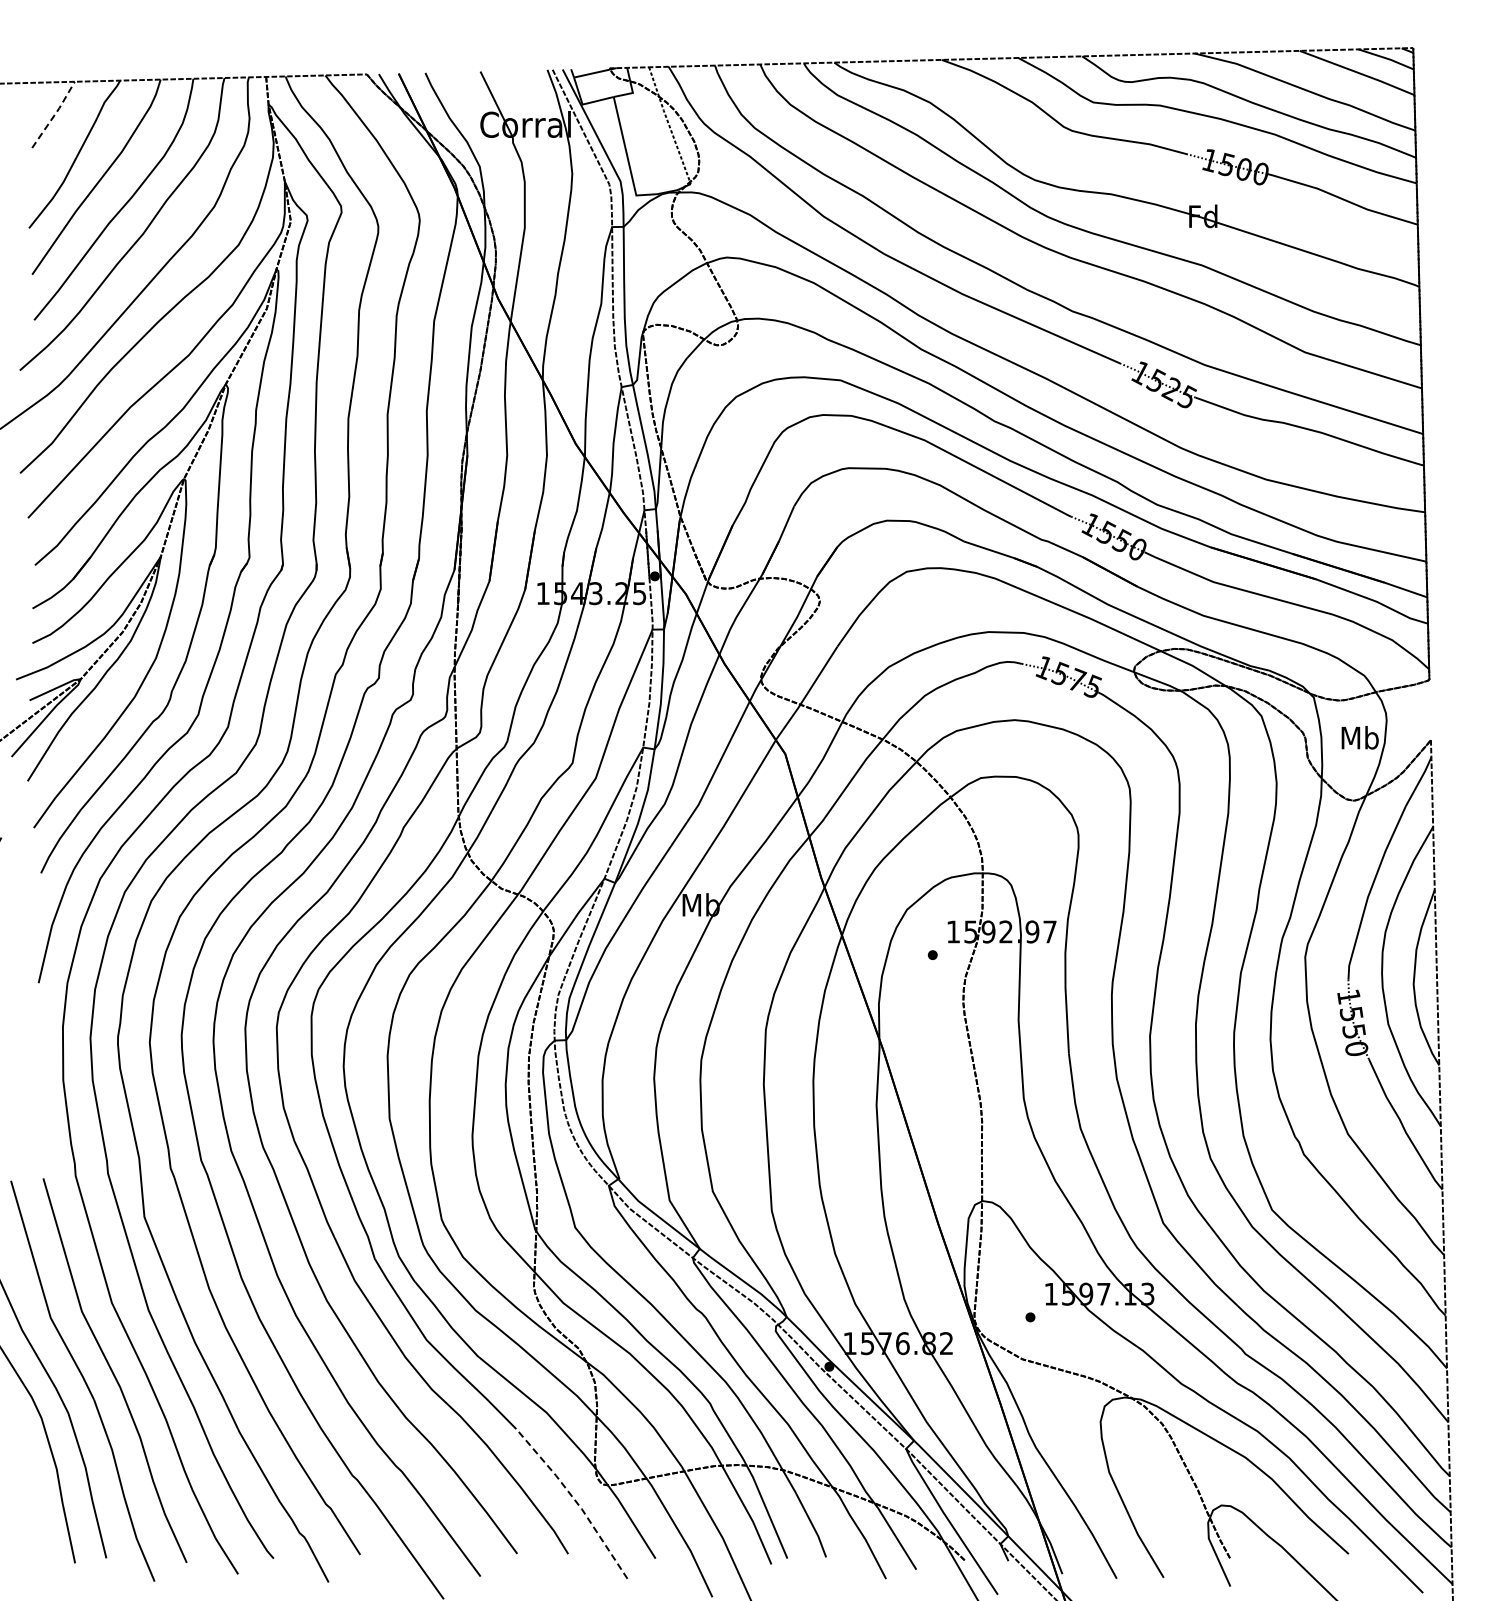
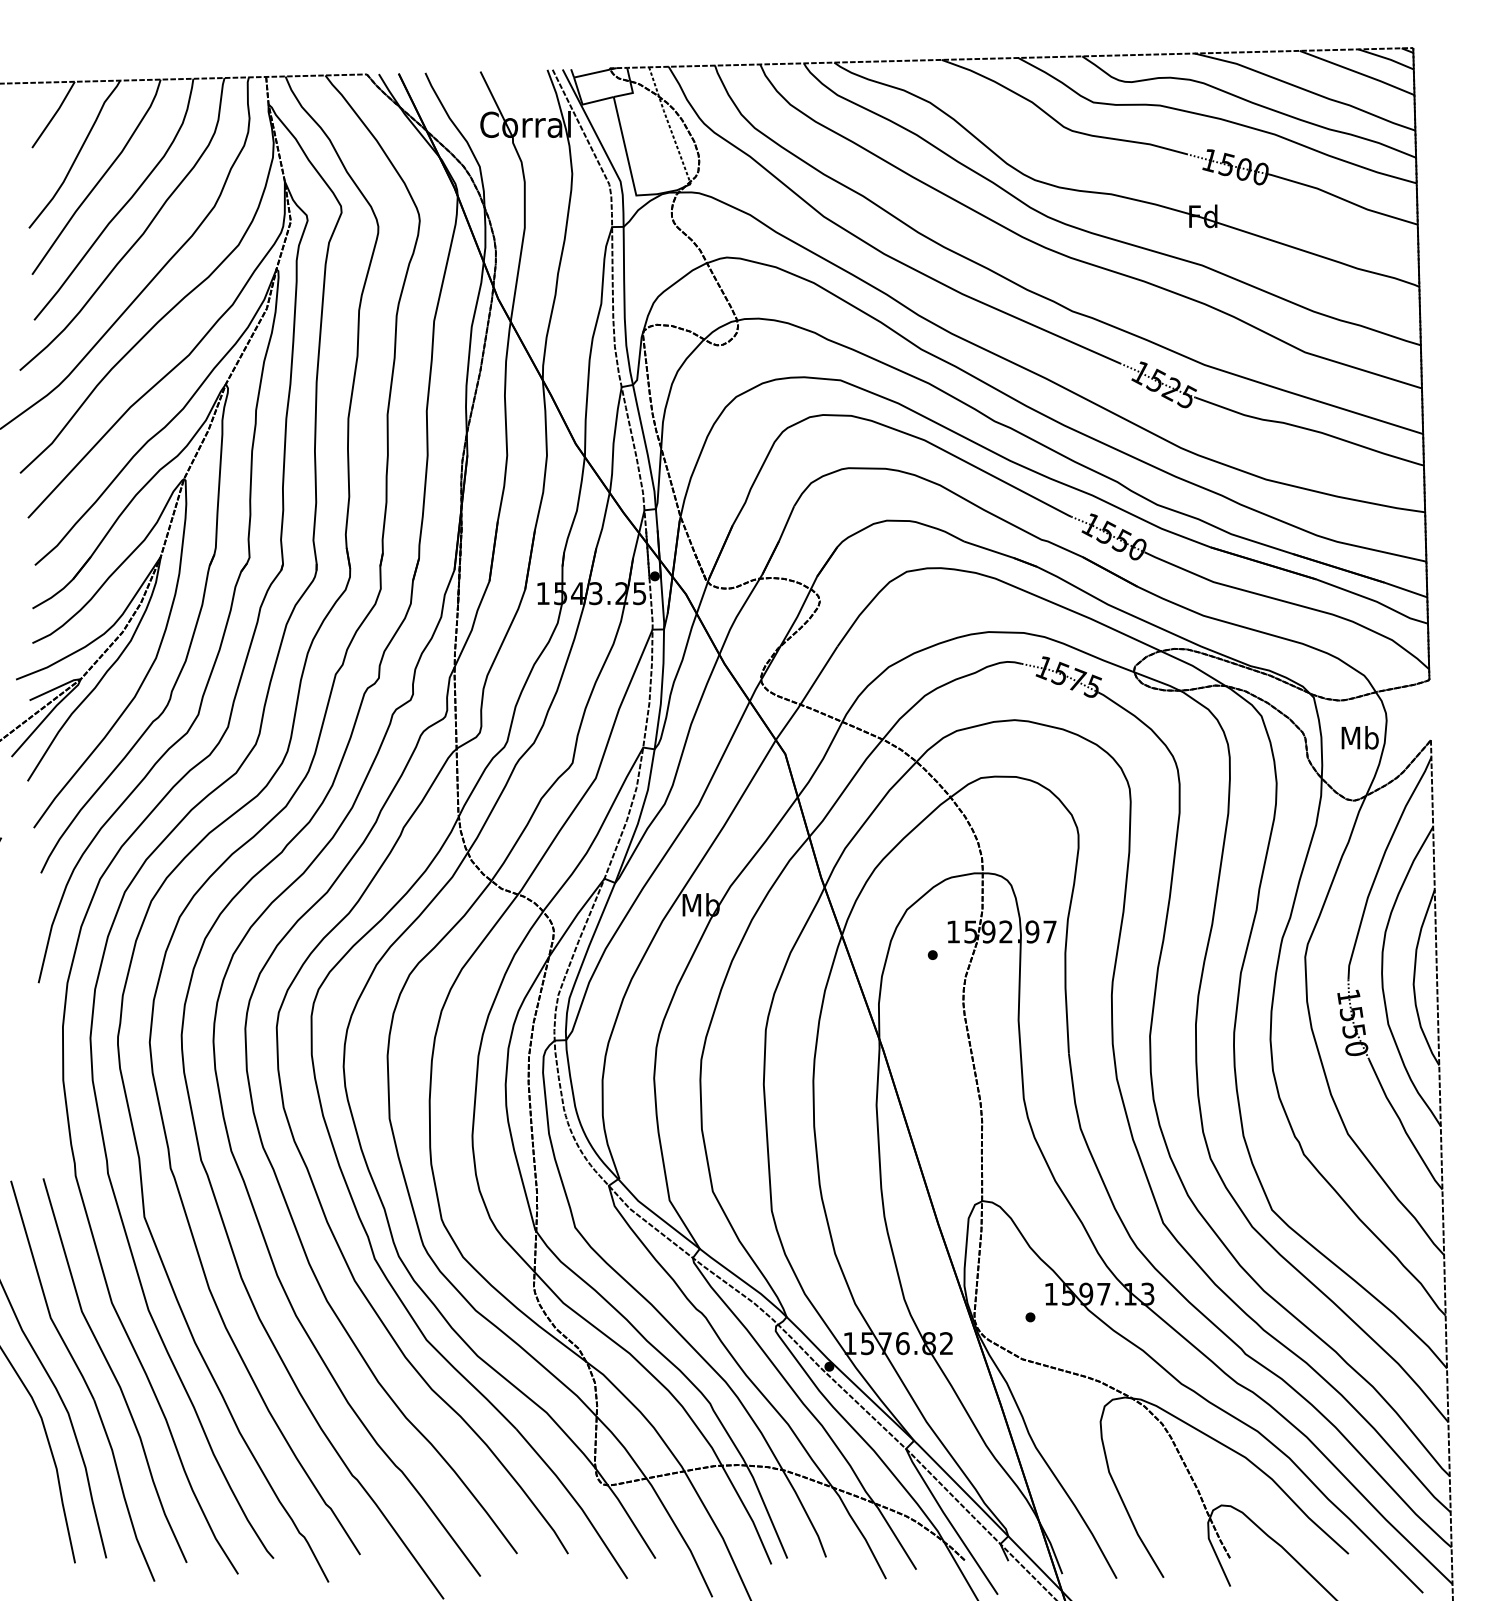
line: dashed -> solid (54, 114)
line: dashed -> solid (575, 1500)
